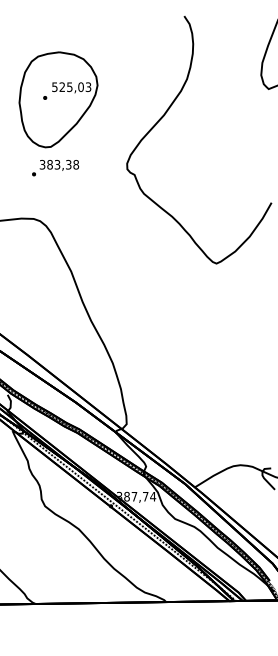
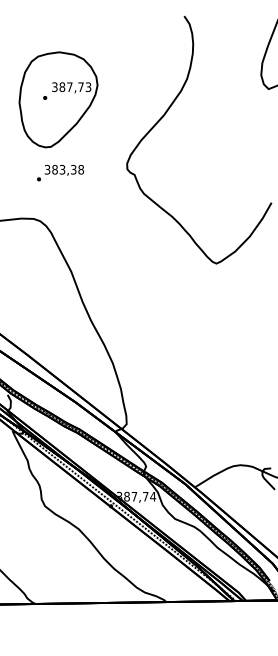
text: 525,03 -> 387,73 (67, 87)
text position: (55, 168) -> (60, 173) (60, 173)
